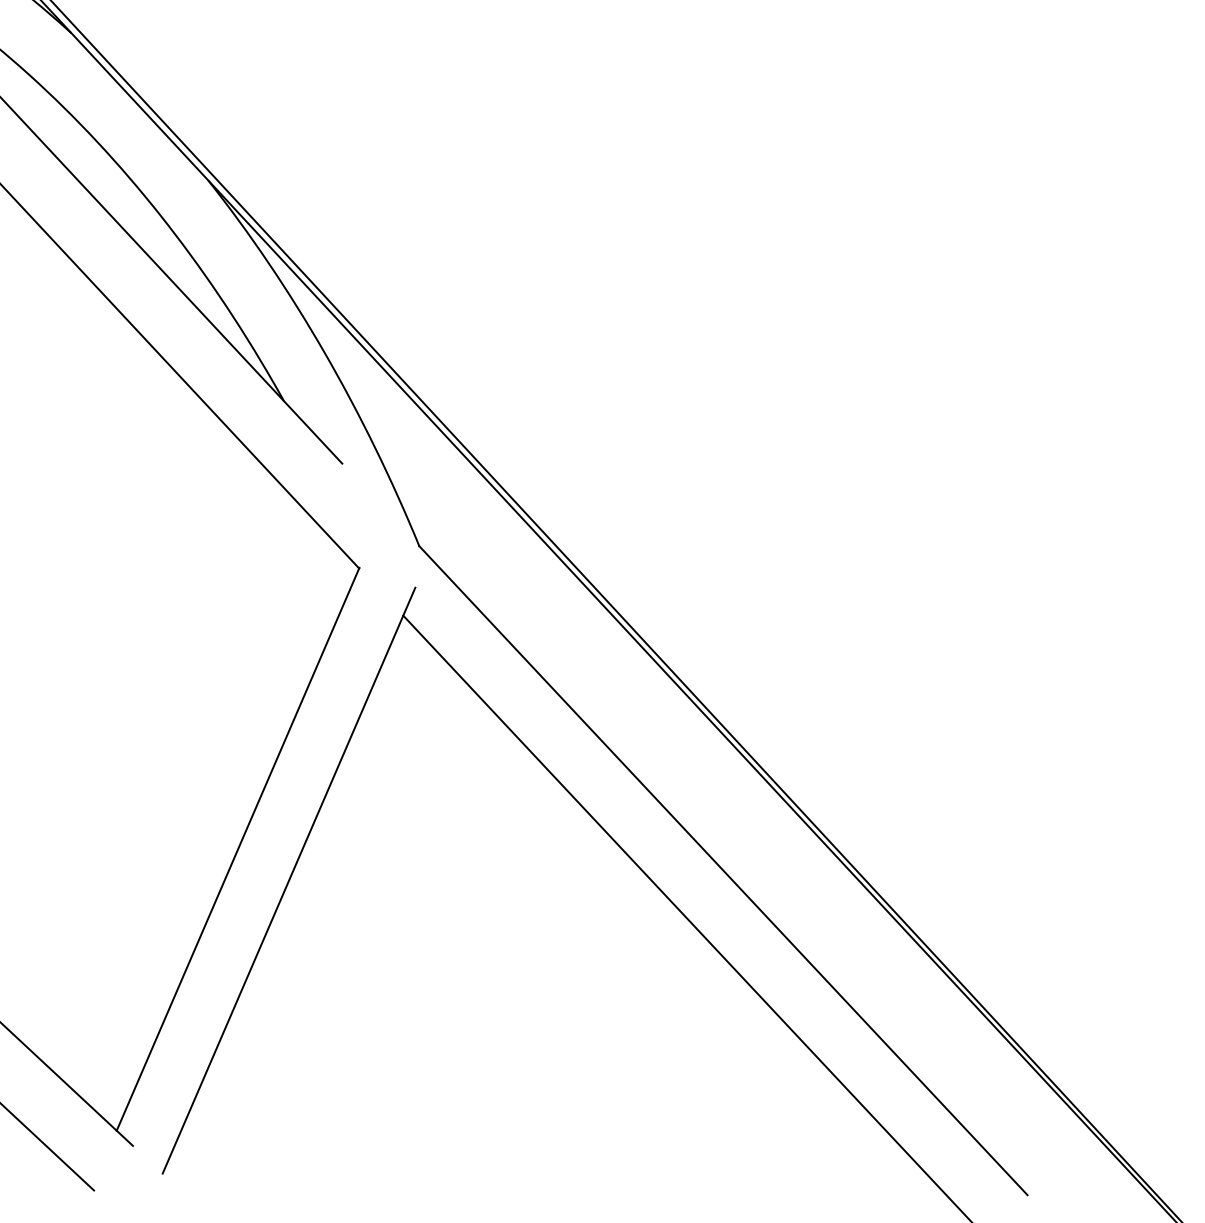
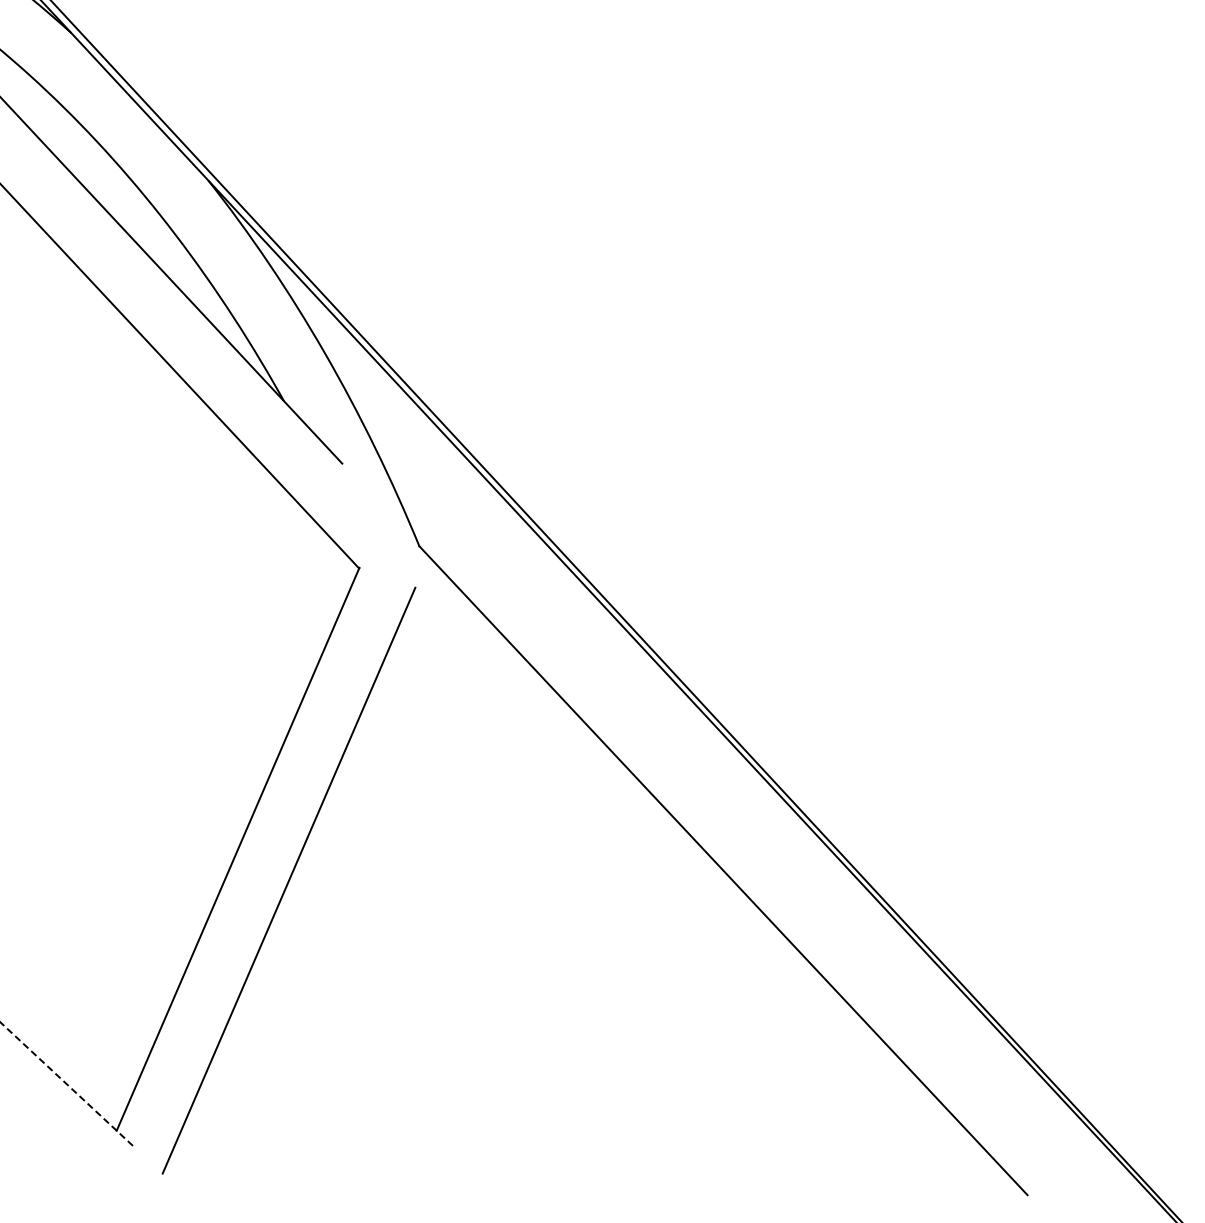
line: present -> none (686, 917)
line: solid -> dashed (66, 1083)
line: present -> none (48, 1147)
